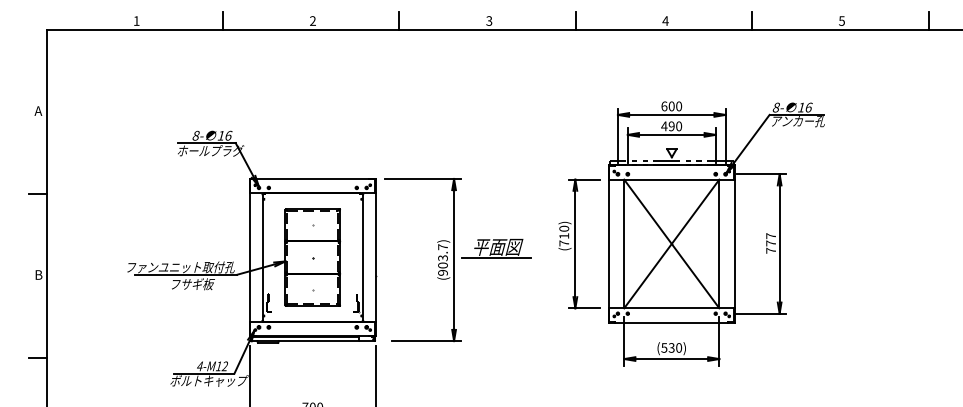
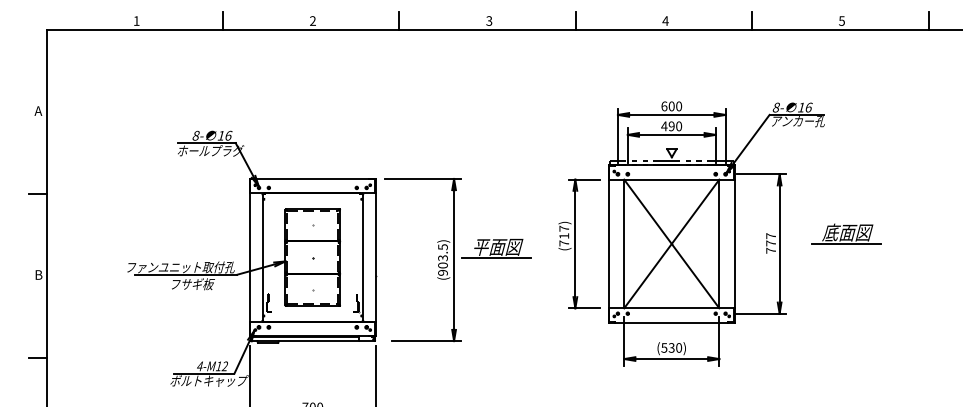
text: (710) -> (717) (564, 228)
part: none -> present (846, 233)
text: (903.7) -> (903.5) (442, 247)
